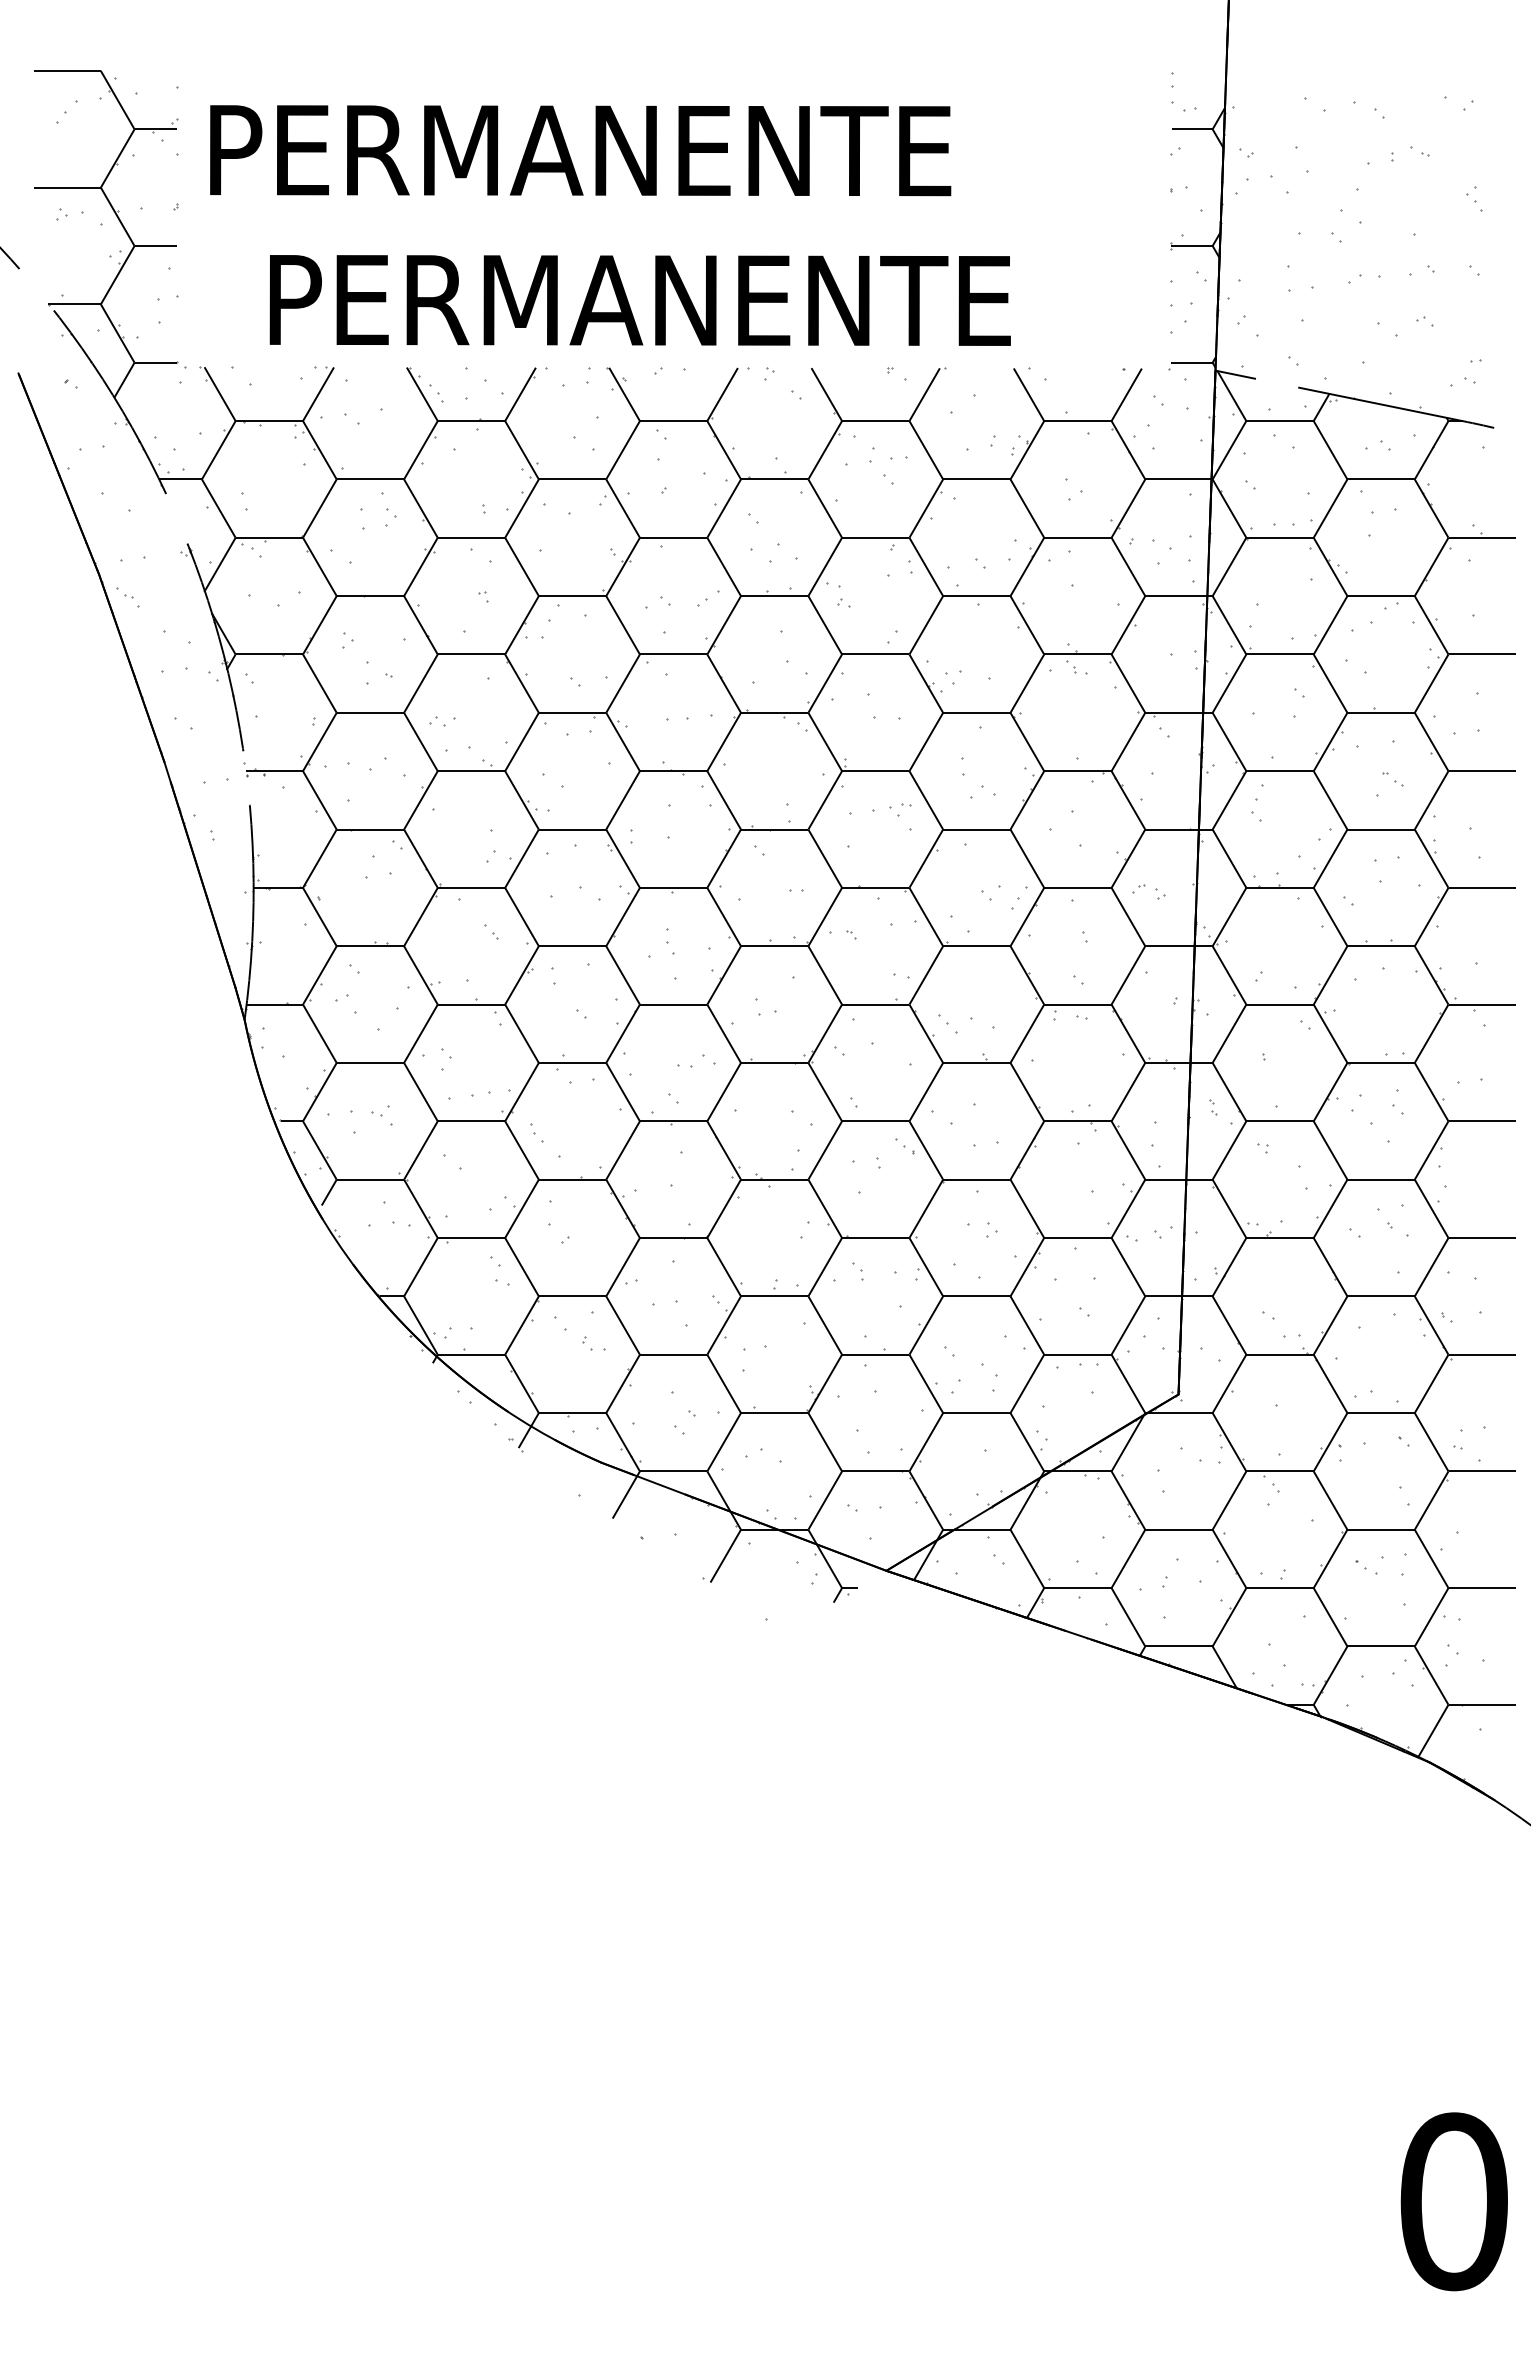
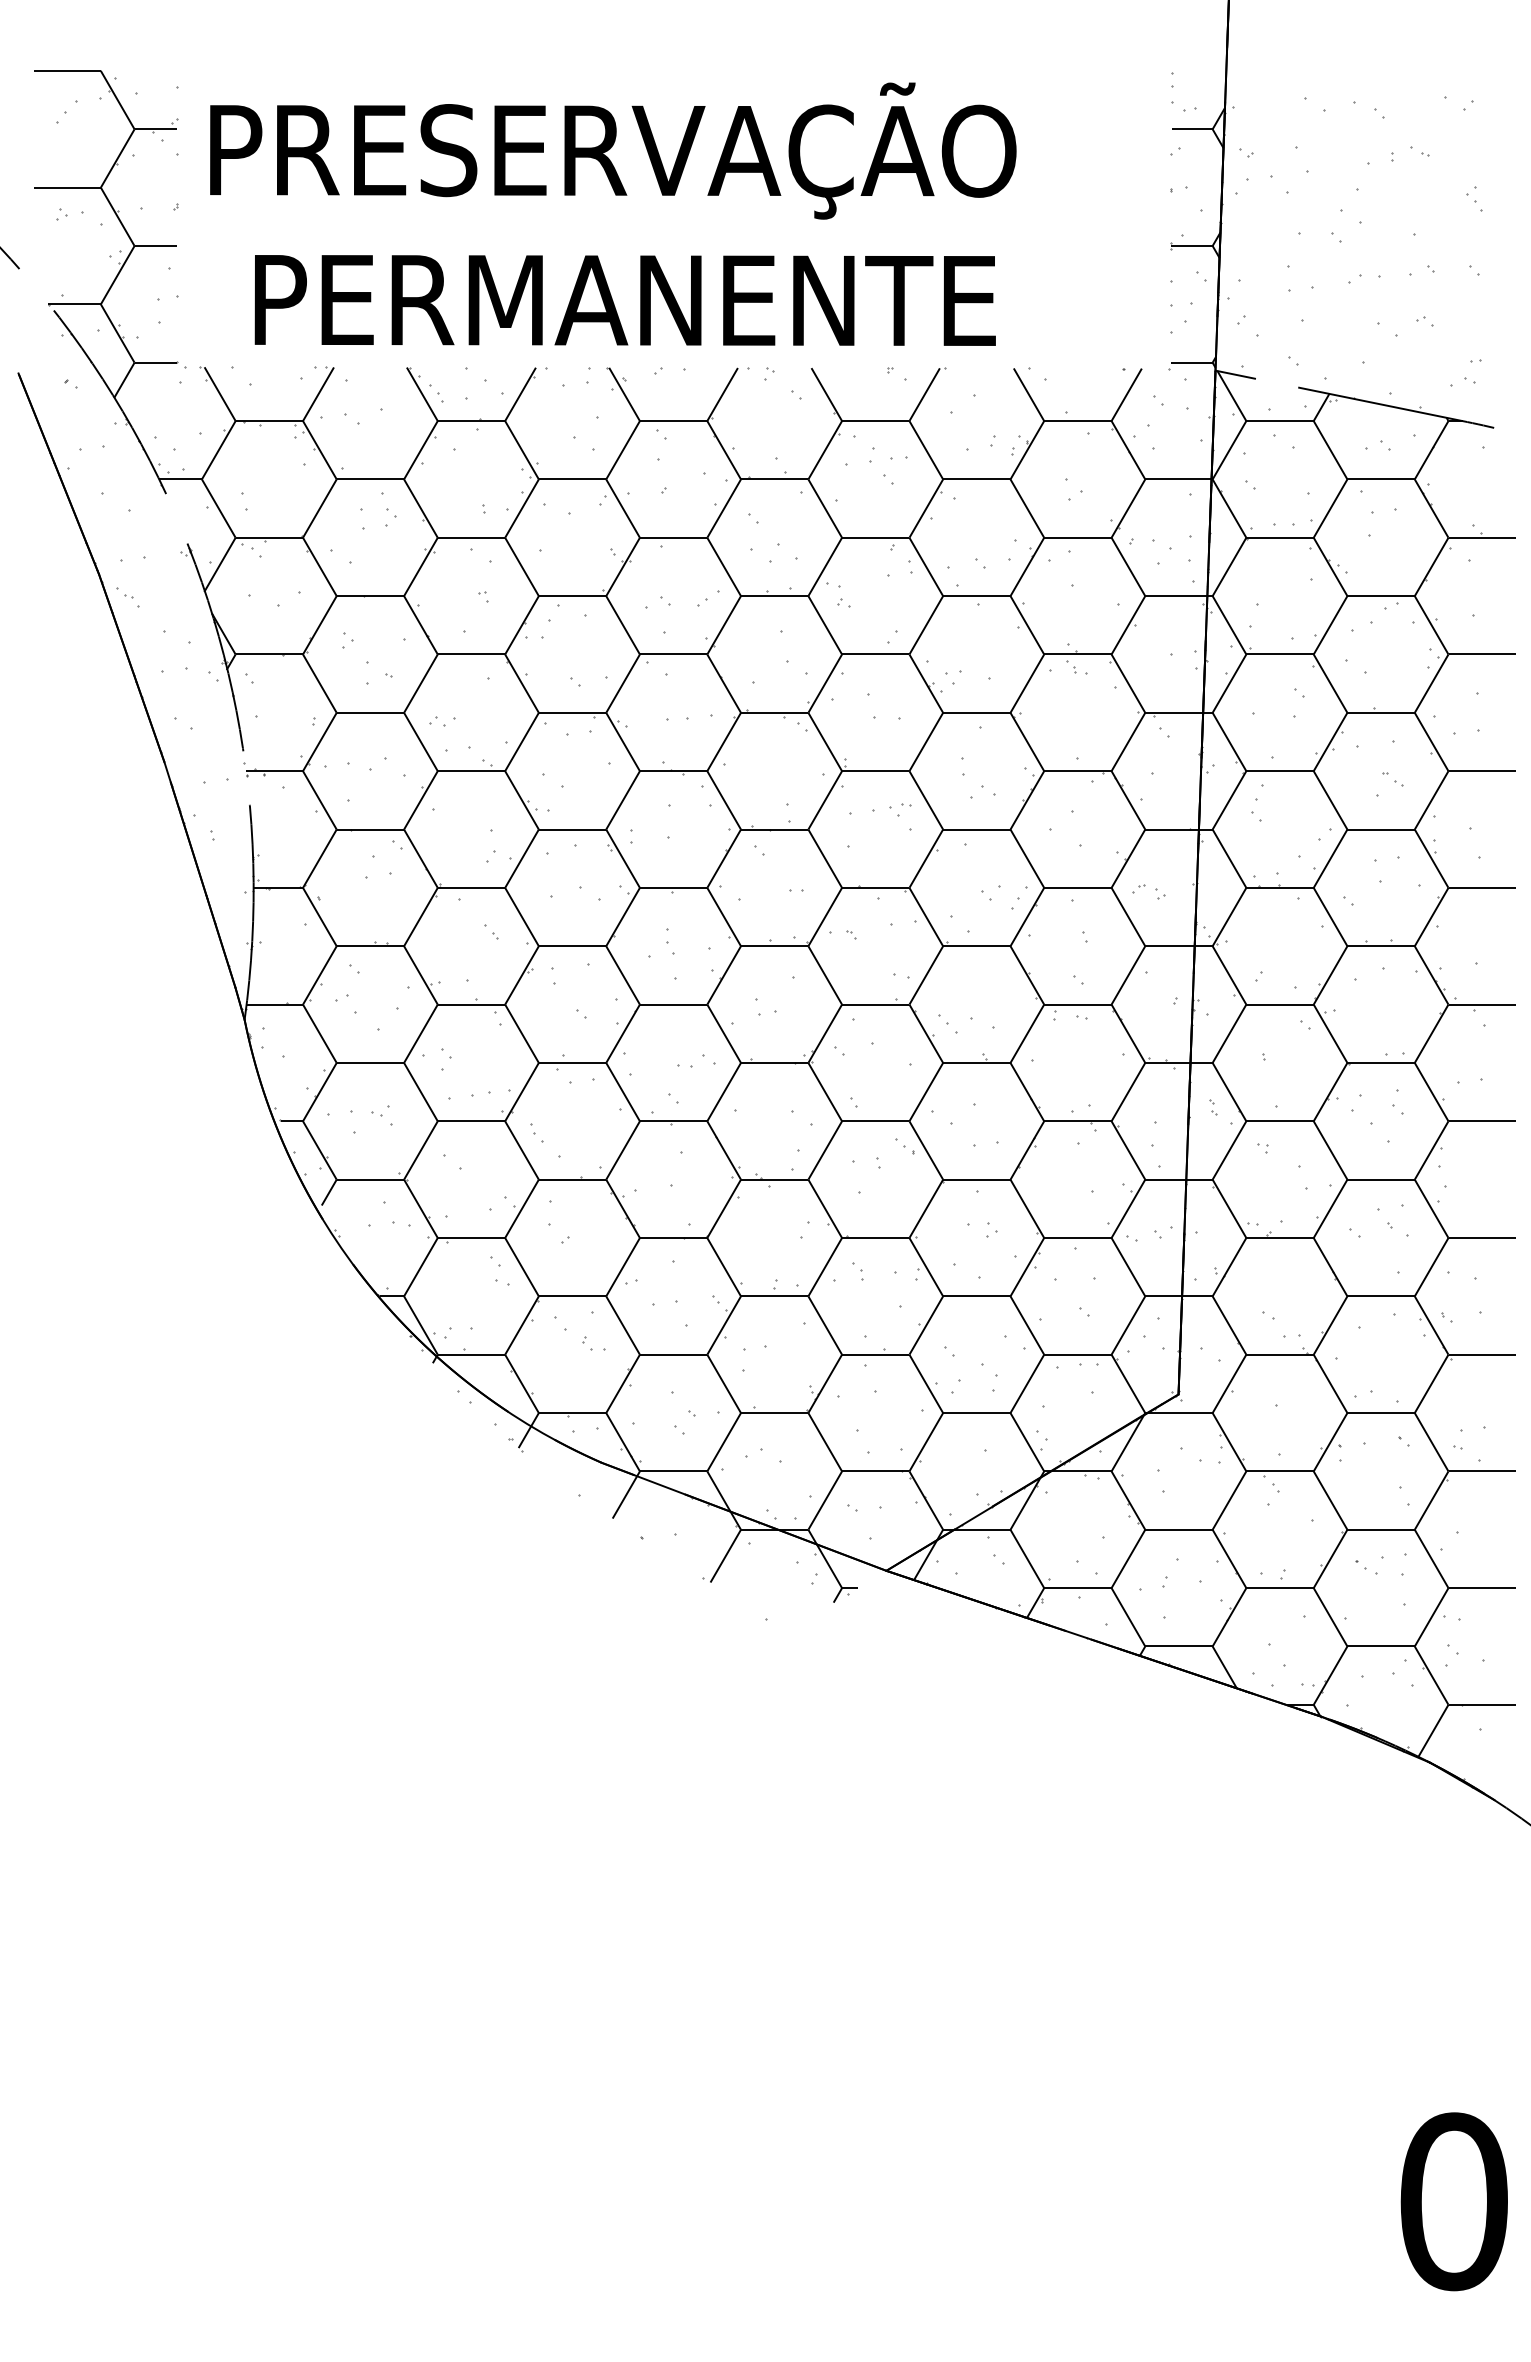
text: PERMANENTE -> PRESERVAÇÃO (652, 150)
text position: (639, 300) -> (624, 300) (624, 300)
